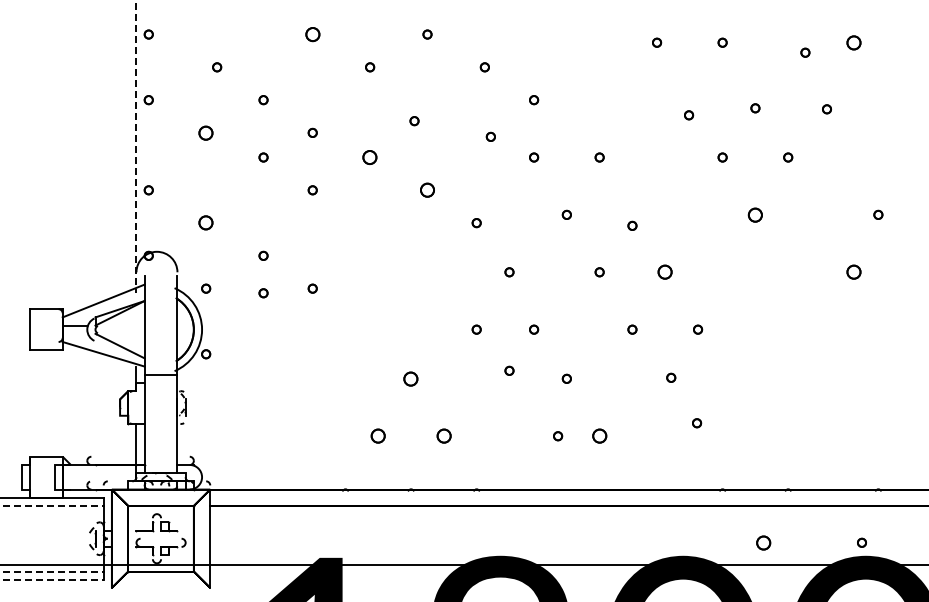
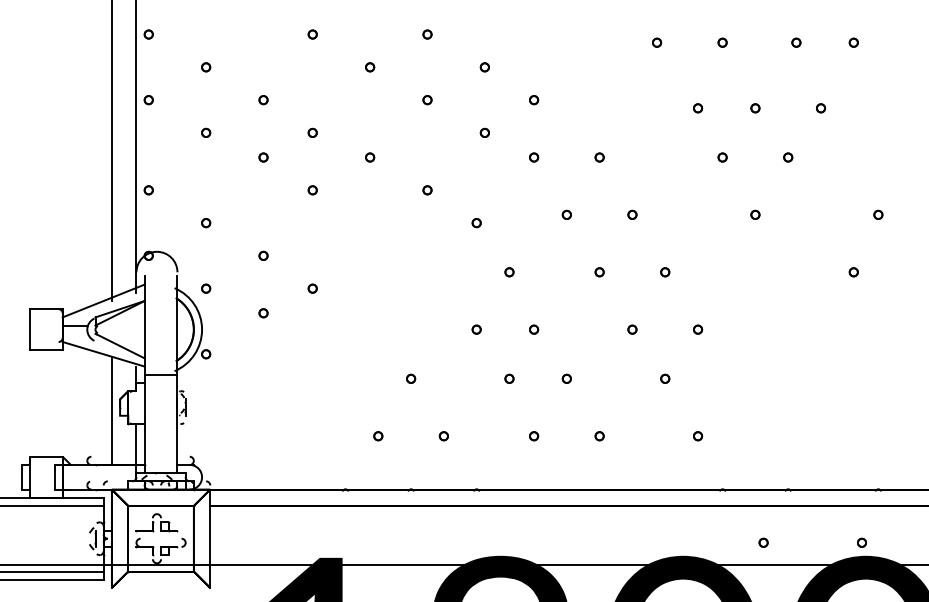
part size: 16x16 px -> 11x11 px (312, 34)
part size: 16x16 px -> 11x11 px (853, 42)
part position: (805, 52) -> (796, 42) (796, 42)
part position: (217, 67) -> (206, 67) (206, 67)
part position: (826, 109) -> (820, 108) (820, 108)
part position: (689, 115) -> (698, 108) (698, 108)
part position: (414, 121) -> (427, 100) (427, 100)
part size: 16x16 px -> 11x11 px (206, 132)
part position: (490, 136) -> (484, 132) (484, 132)
line: dashed -> solid (136, 147)
line: none -> present (111, 151)
part size: 16x15 px -> 11x11 px (370, 157)
part size: 15x16 px -> 11x11 px (427, 190)
part size: 16x16 px -> 11x11 px (755, 214)
part size: 16x16 px -> 11x11 px (206, 223)
part position: (632, 225) -> (632, 214) (632, 214)
part size: 16x16 px -> 11x11 px (665, 272)
part size: 16x16 px -> 11x11 px (853, 272)
part position: (263, 293) -> (263, 313) (263, 313)
part position: (509, 370) -> (509, 378) (509, 378)
part position: (671, 377) -> (665, 378) (665, 378)
part size: 16x16 px -> 11x11 px (411, 378)
line: none -> present (111, 411)
part position: (697, 423) -> (698, 436) (698, 436)
part size: 16x16 px -> 11x11 px (378, 436)
part size: 16x16 px -> 11x11 px (443, 436)
part size: 16x16 px -> 11x11 px (599, 436)
part position: (558, 436) -> (534, 436) (534, 436)
line: dashed -> solid (52, 505)
part size: 16x16 px -> 11x11 px (763, 542)
line: dashed -> solid (52, 571)
line: dashed -> solid (52, 579)
